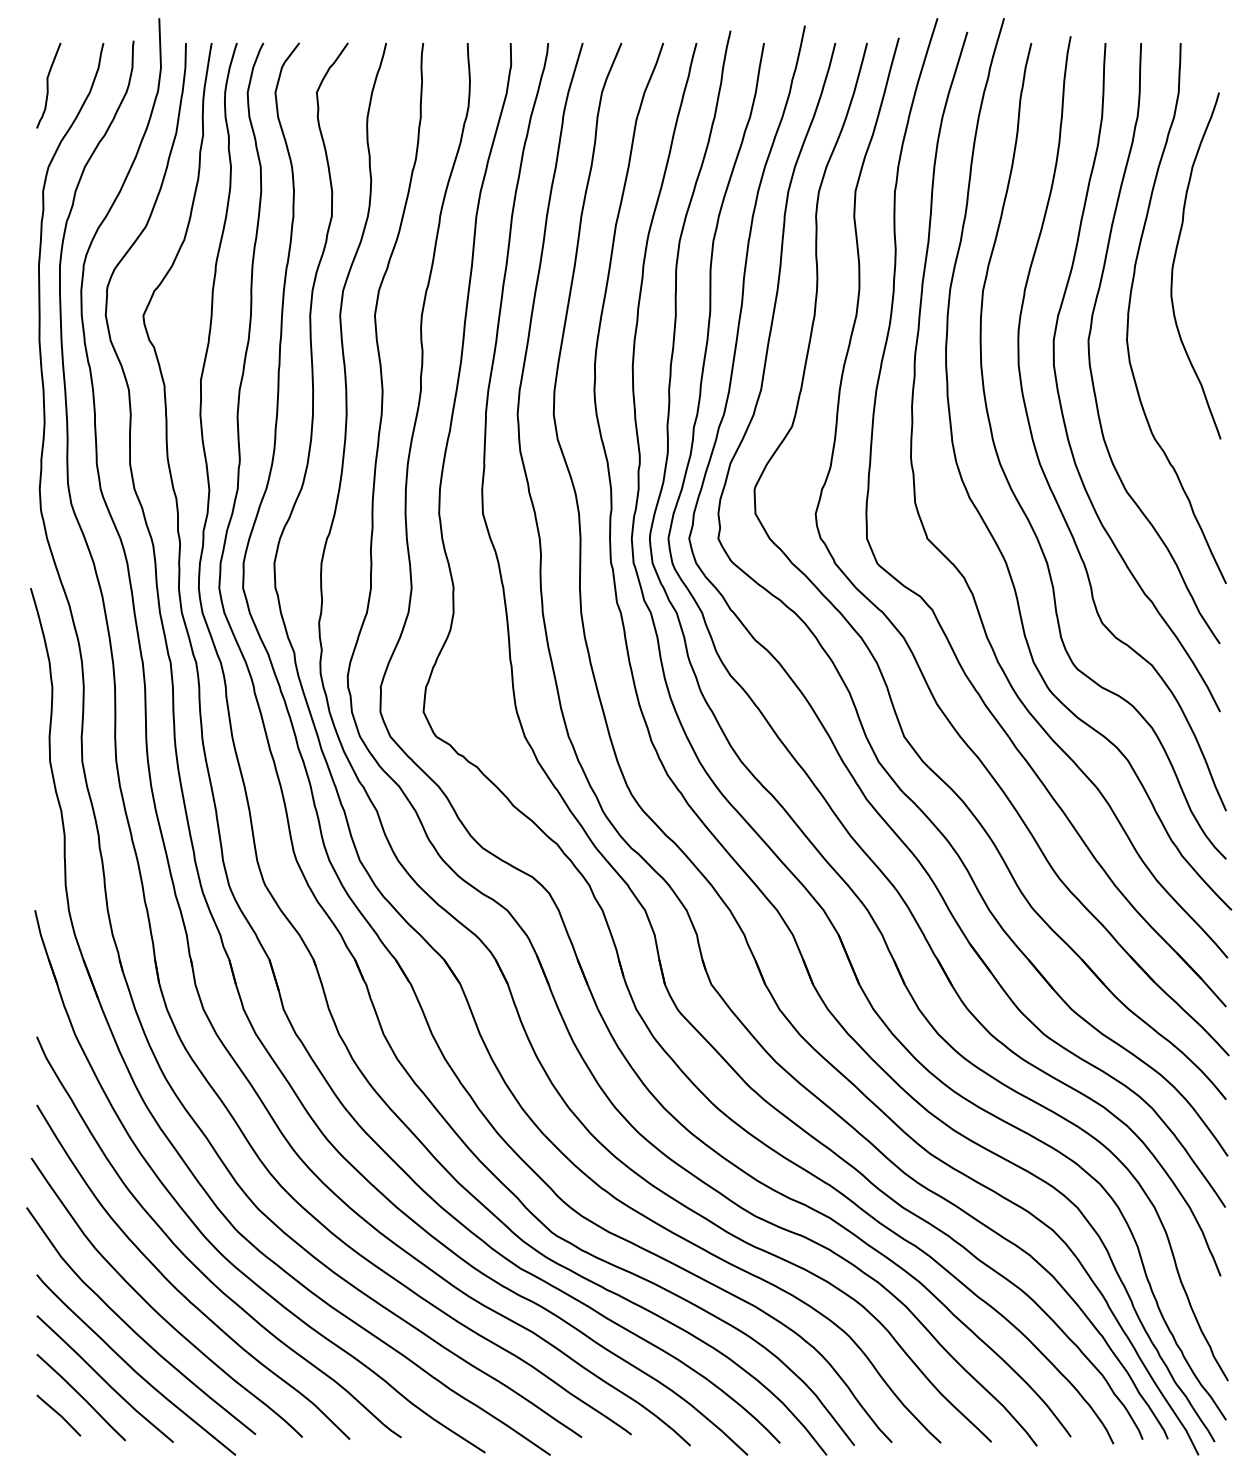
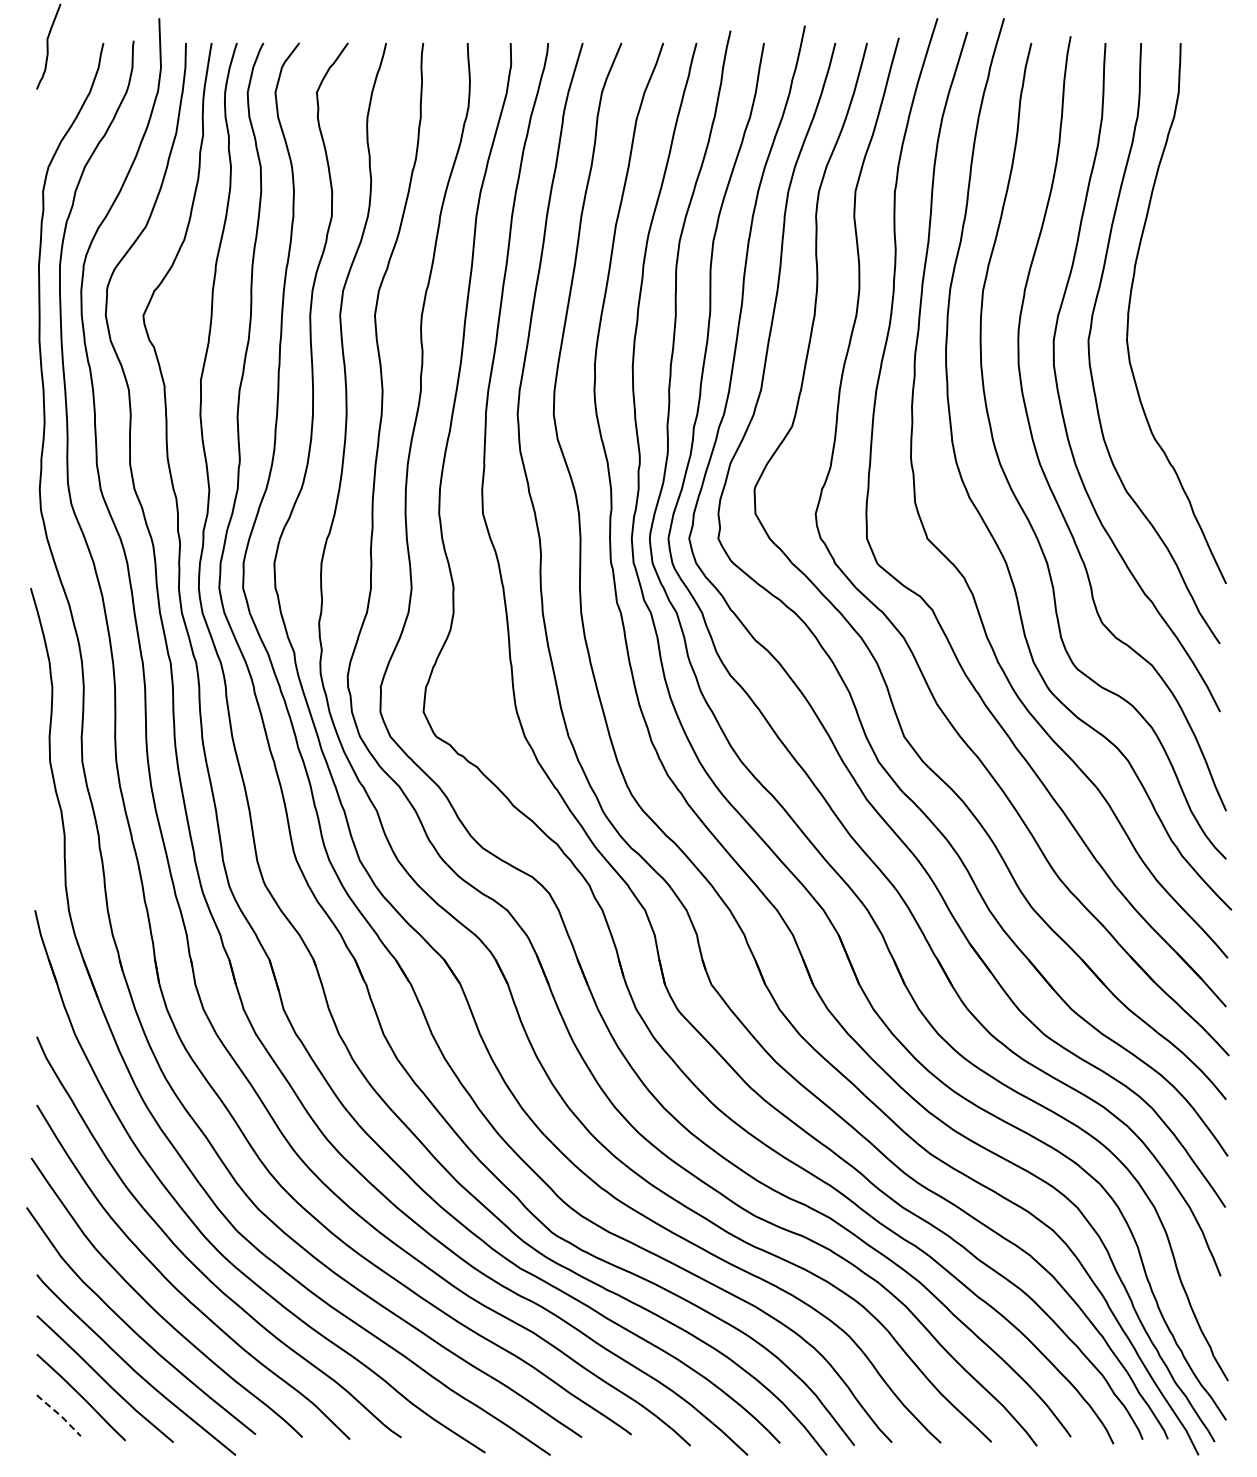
curve position: (48, 85) -> (48, 46) (48, 46)
curve: present -> none (1175, 259)
line: solid -> dashed (59, 1414)
